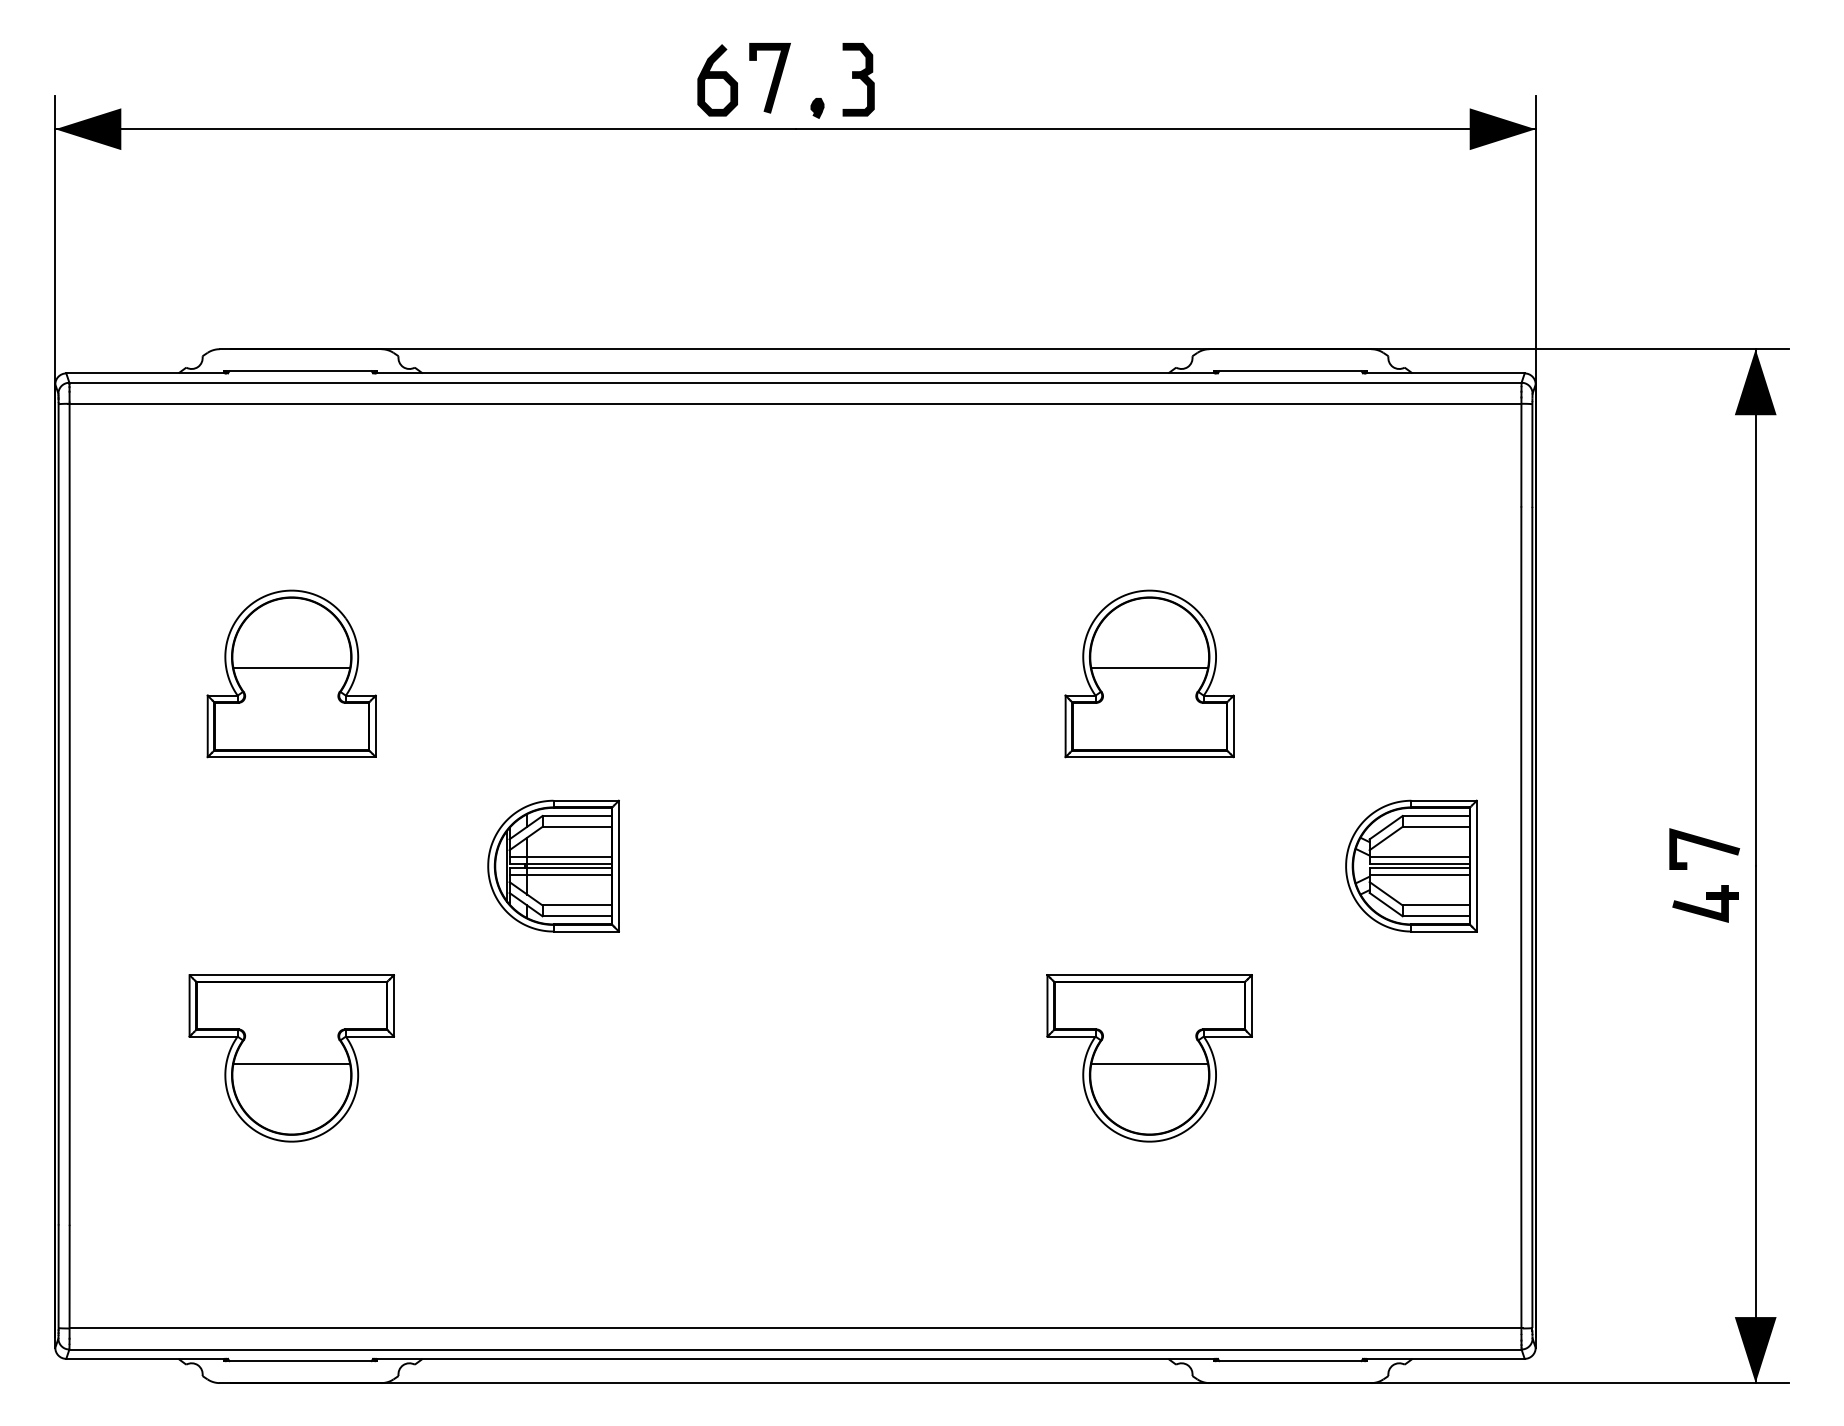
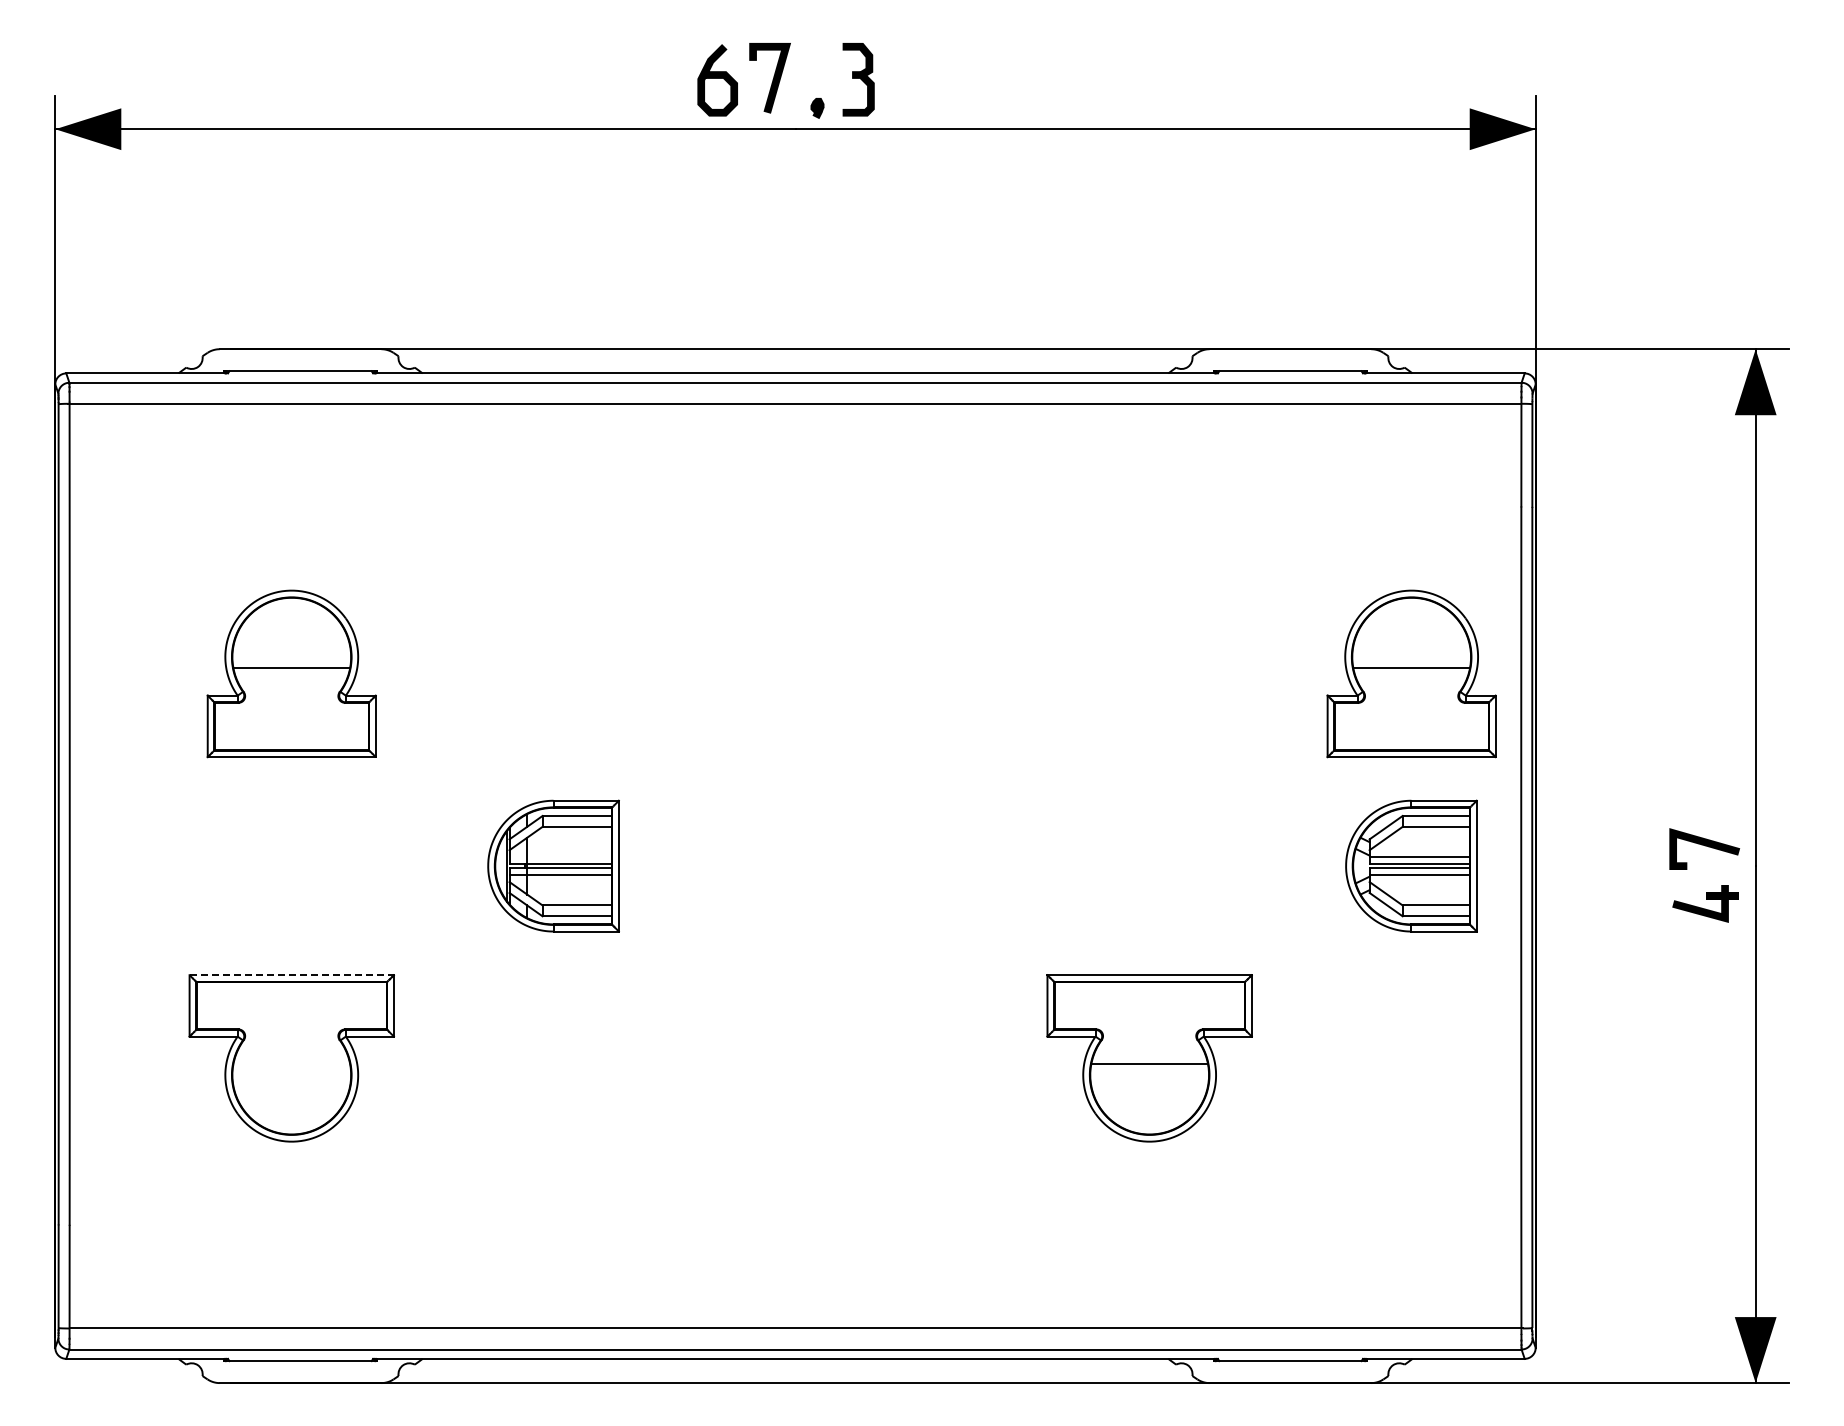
part position: (1149, 673) -> (1411, 673) (1411, 673)
line: present -> none (560, 857)
line: solid -> dashed (292, 975)
line: present -> none (291, 1064)
